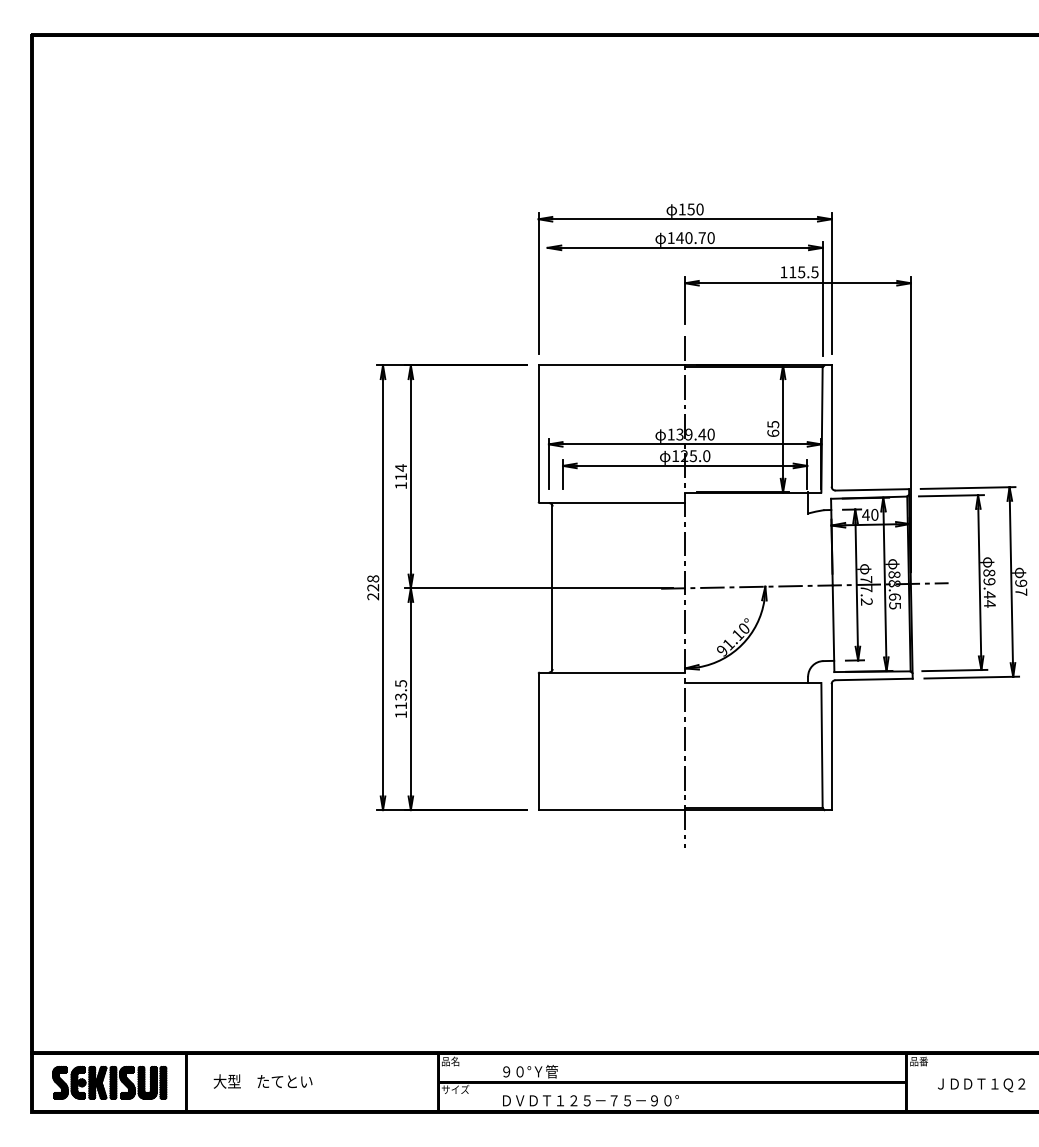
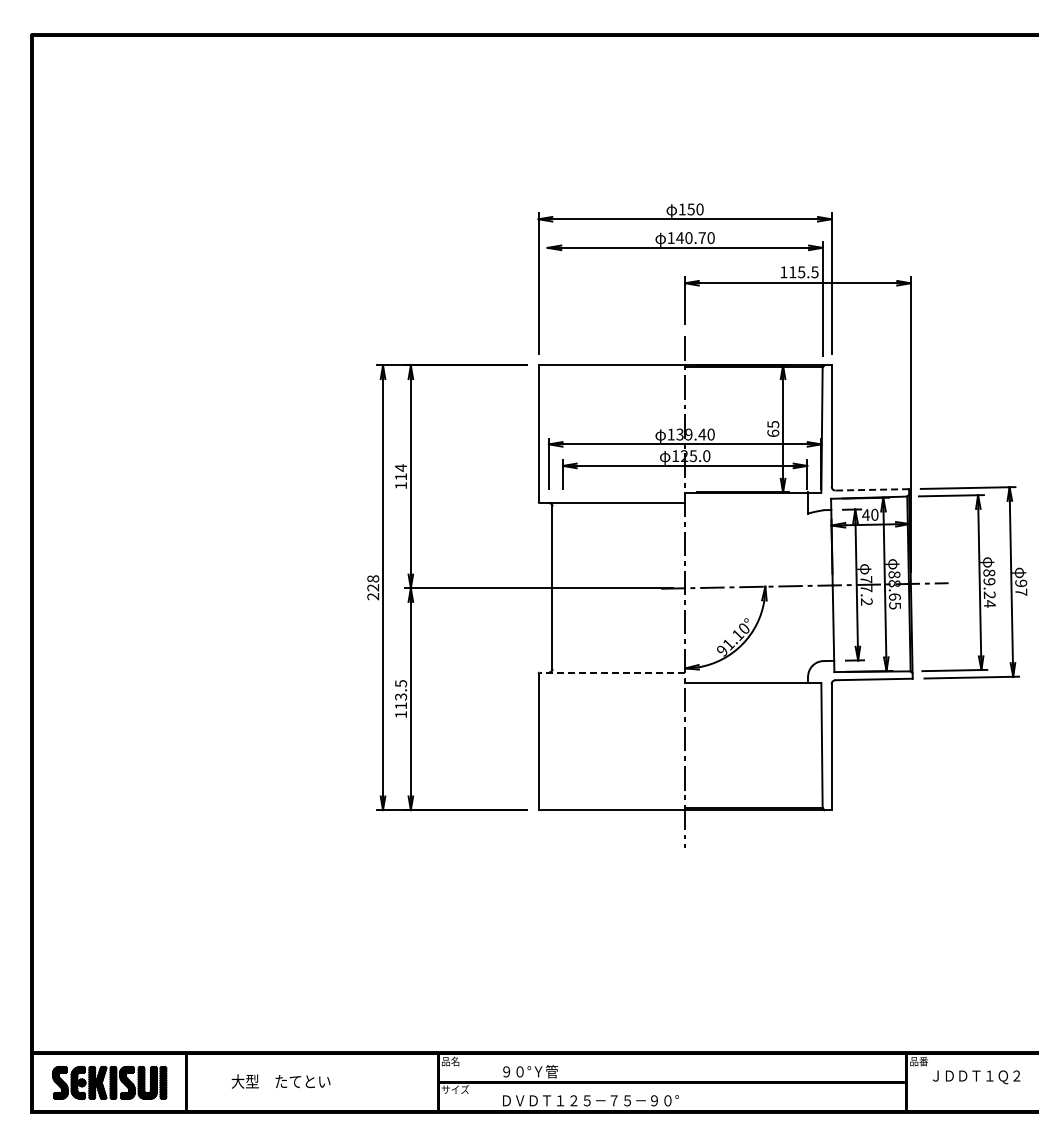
line: solid -> dashed (872, 489)
text: 89.44 -> 89.24 (989, 595)
line: solid -> dashed (612, 672)
text position: (262, 1081) -> (280, 1081) (280, 1081)
text position: (981, 1085) -> (976, 1077) (976, 1077)
